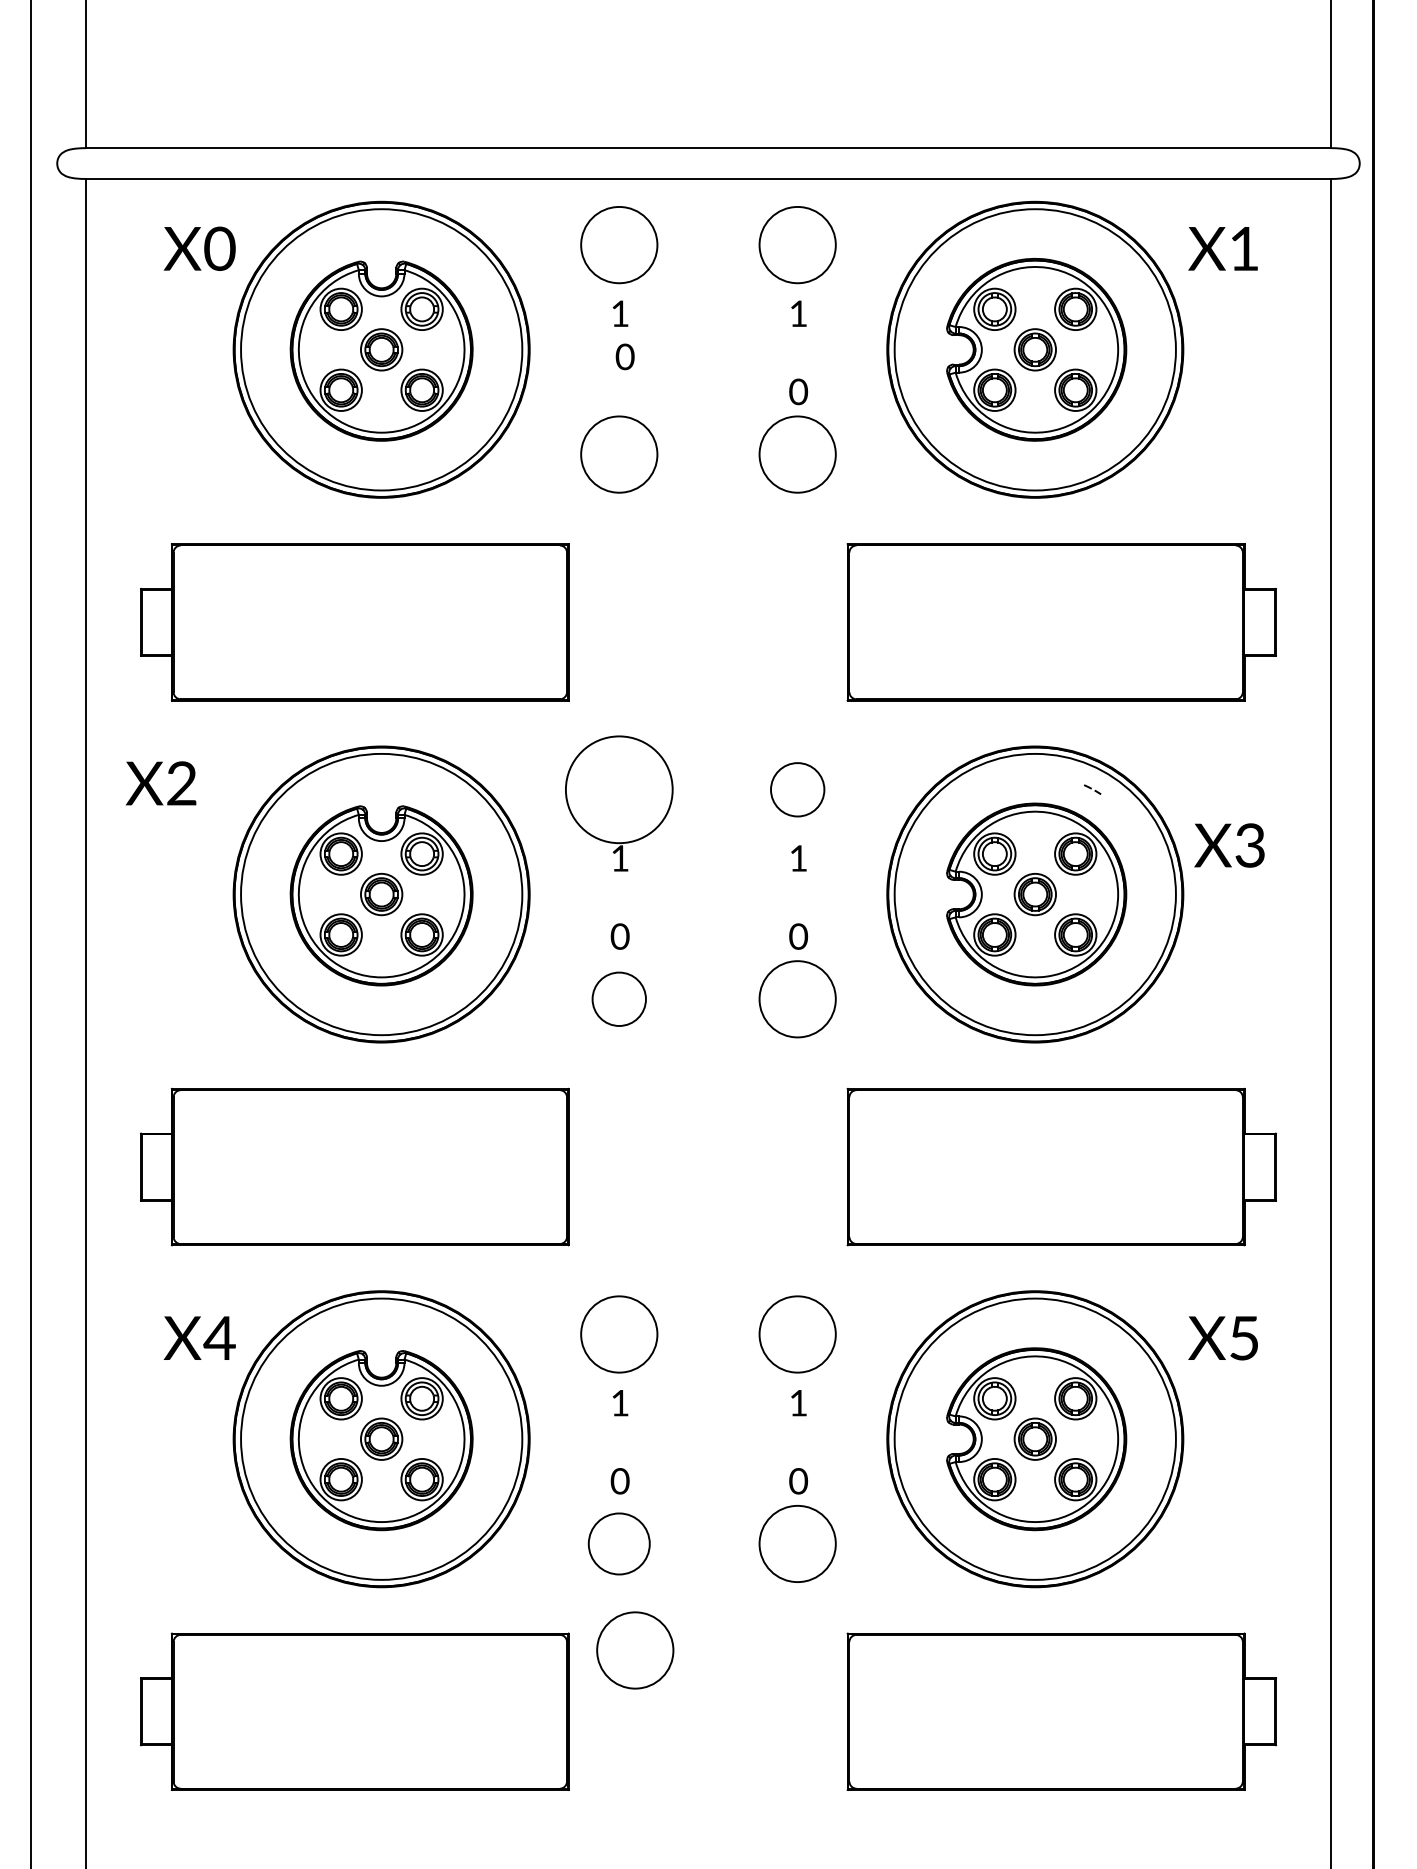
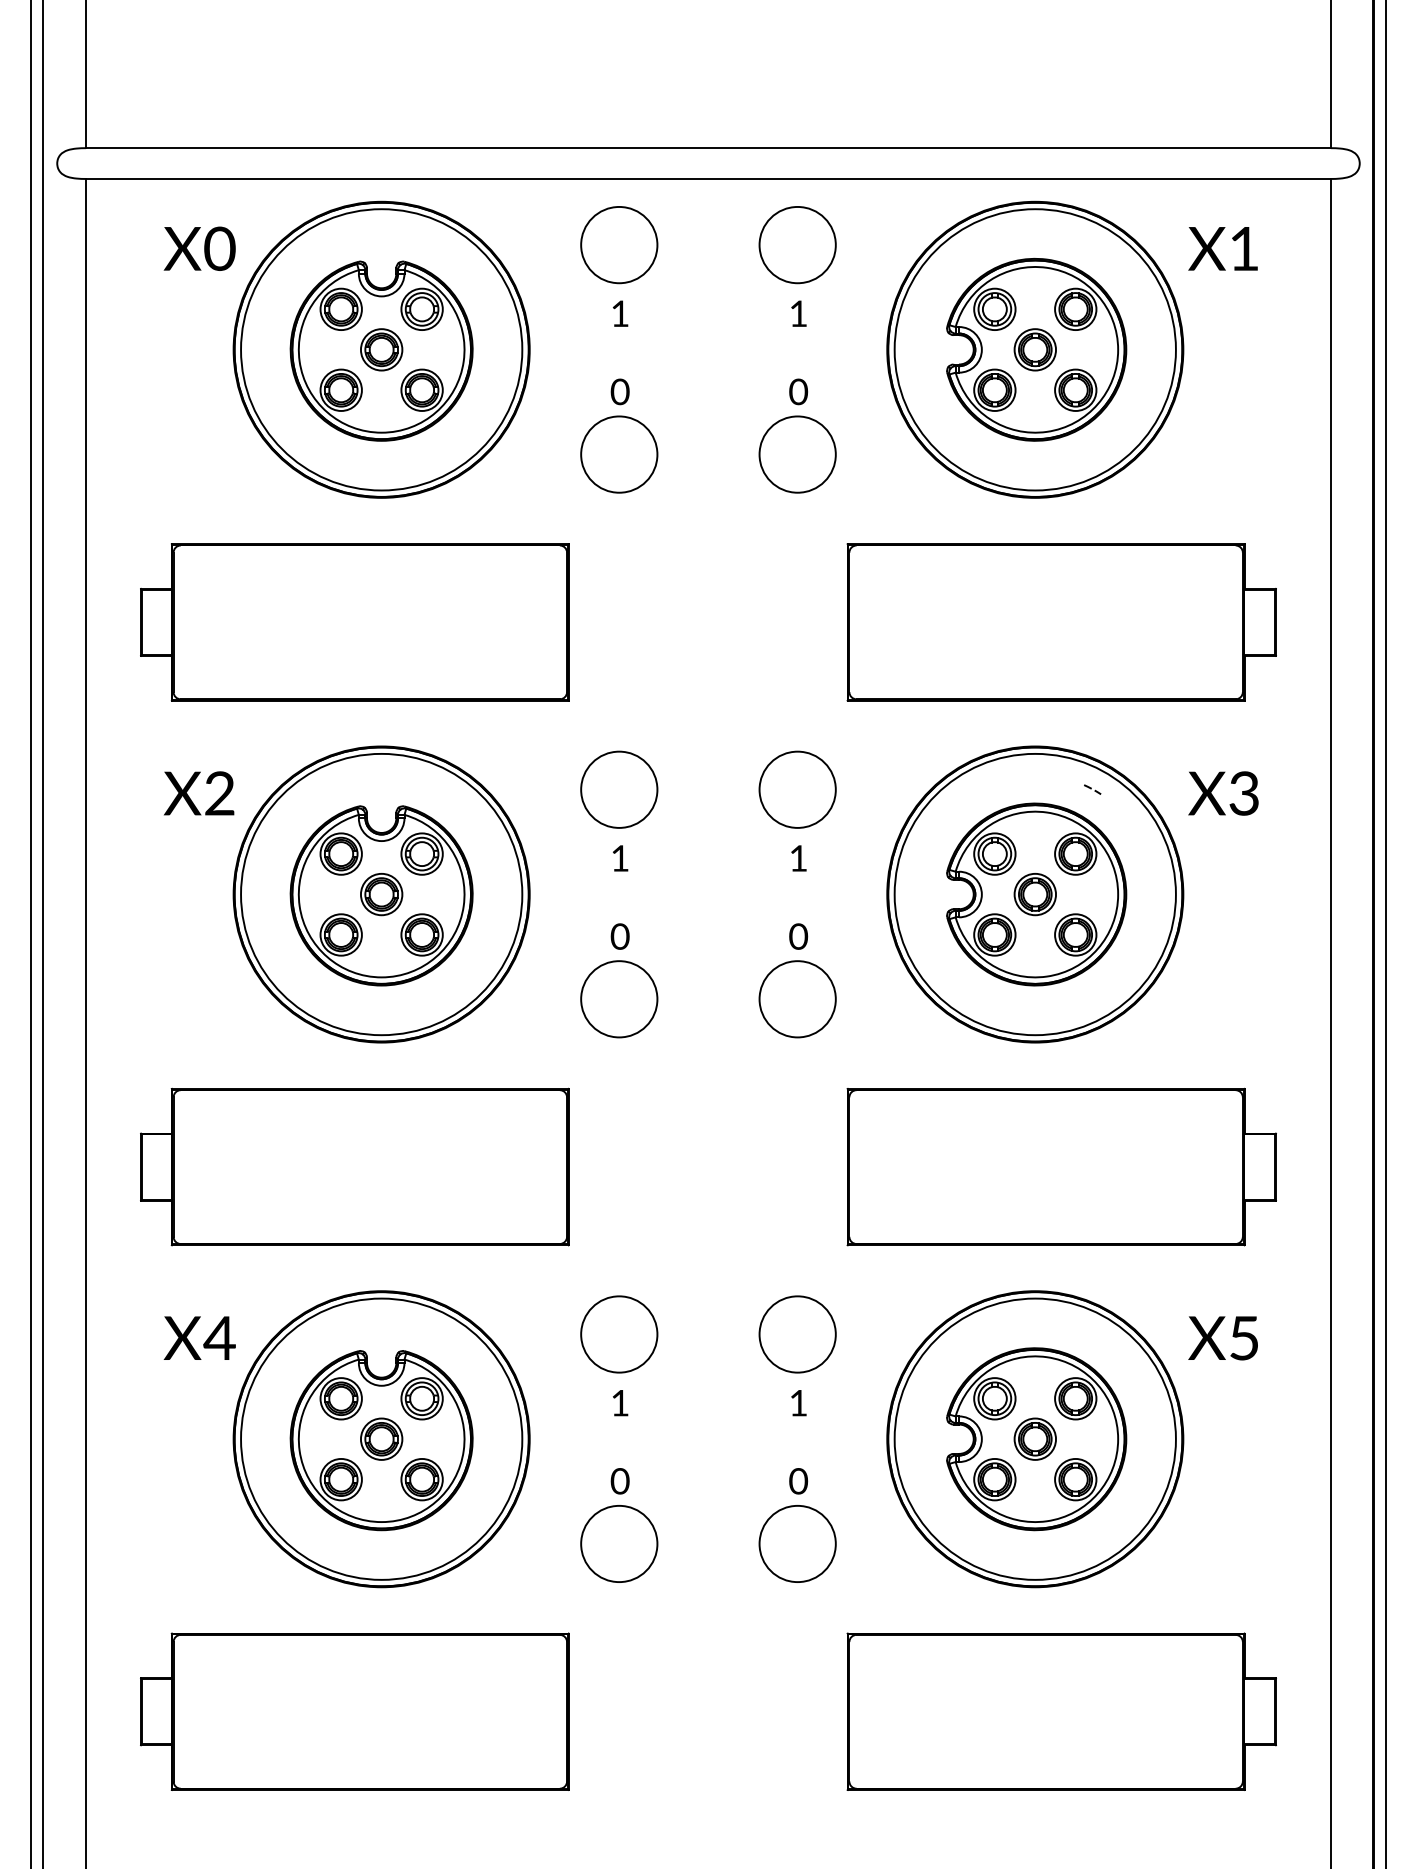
text position: (624, 356) -> (619, 391) (619, 391)
text position: (160, 783) -> (198, 793) (198, 793)
circle diameter: 107 px -> 76 px (619, 789)
circle diameter: 53 px -> 76 px (797, 789)
text position: (1229, 845) -> (1223, 793) (1223, 793)
line: none -> present (42, 933)
line: none -> present (1385, 933)
circle diameter: 53 px -> 76 px (619, 999)
circle diameter: 61 px -> 76 px (619, 1543)
circle: present -> none (635, 1650)
